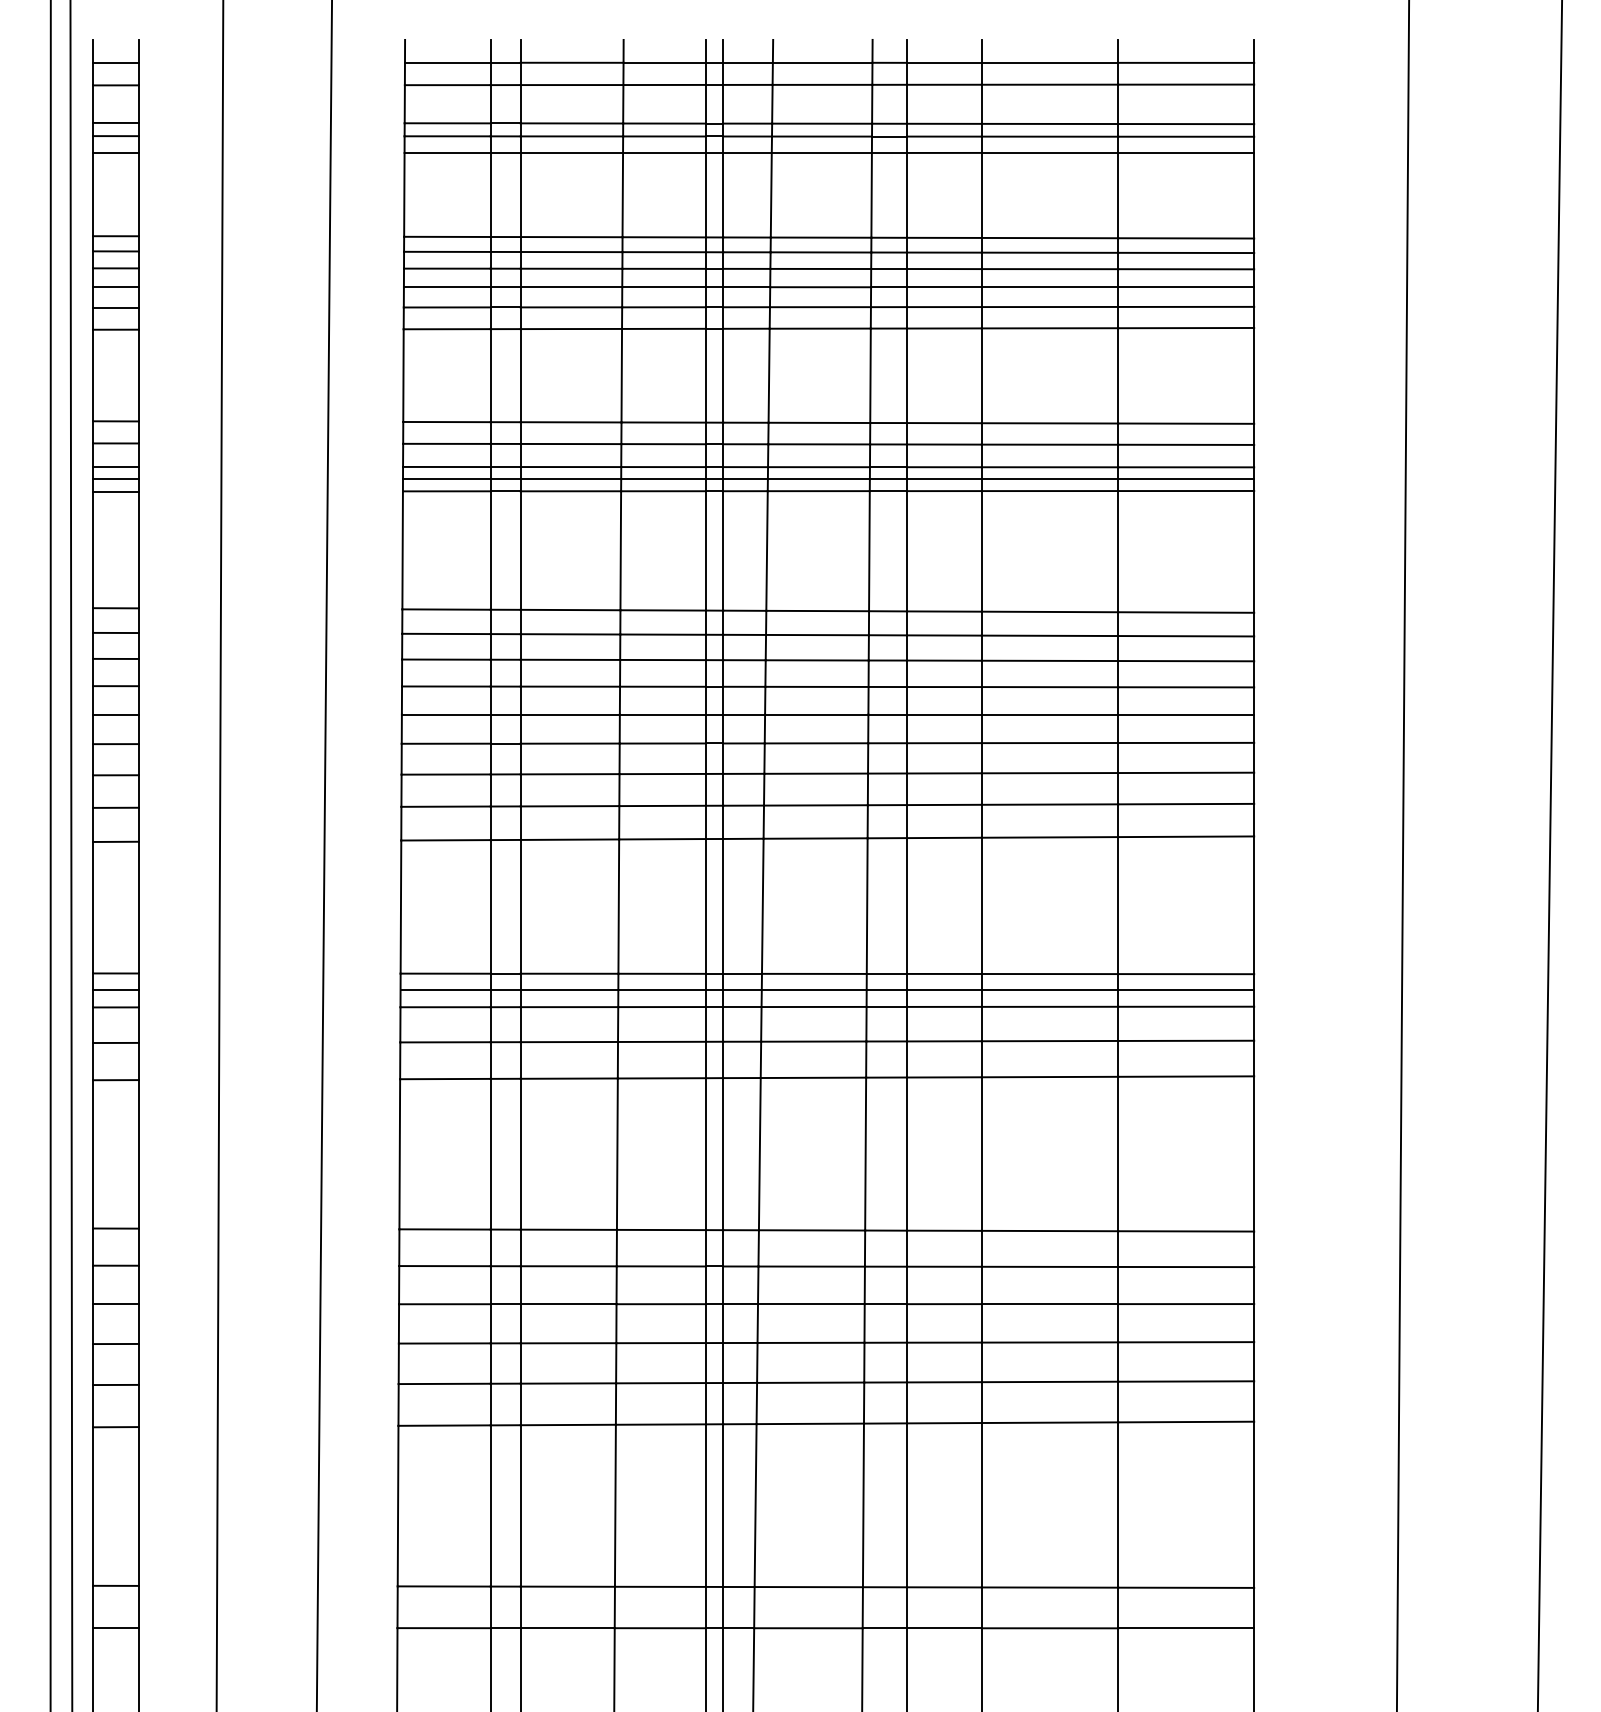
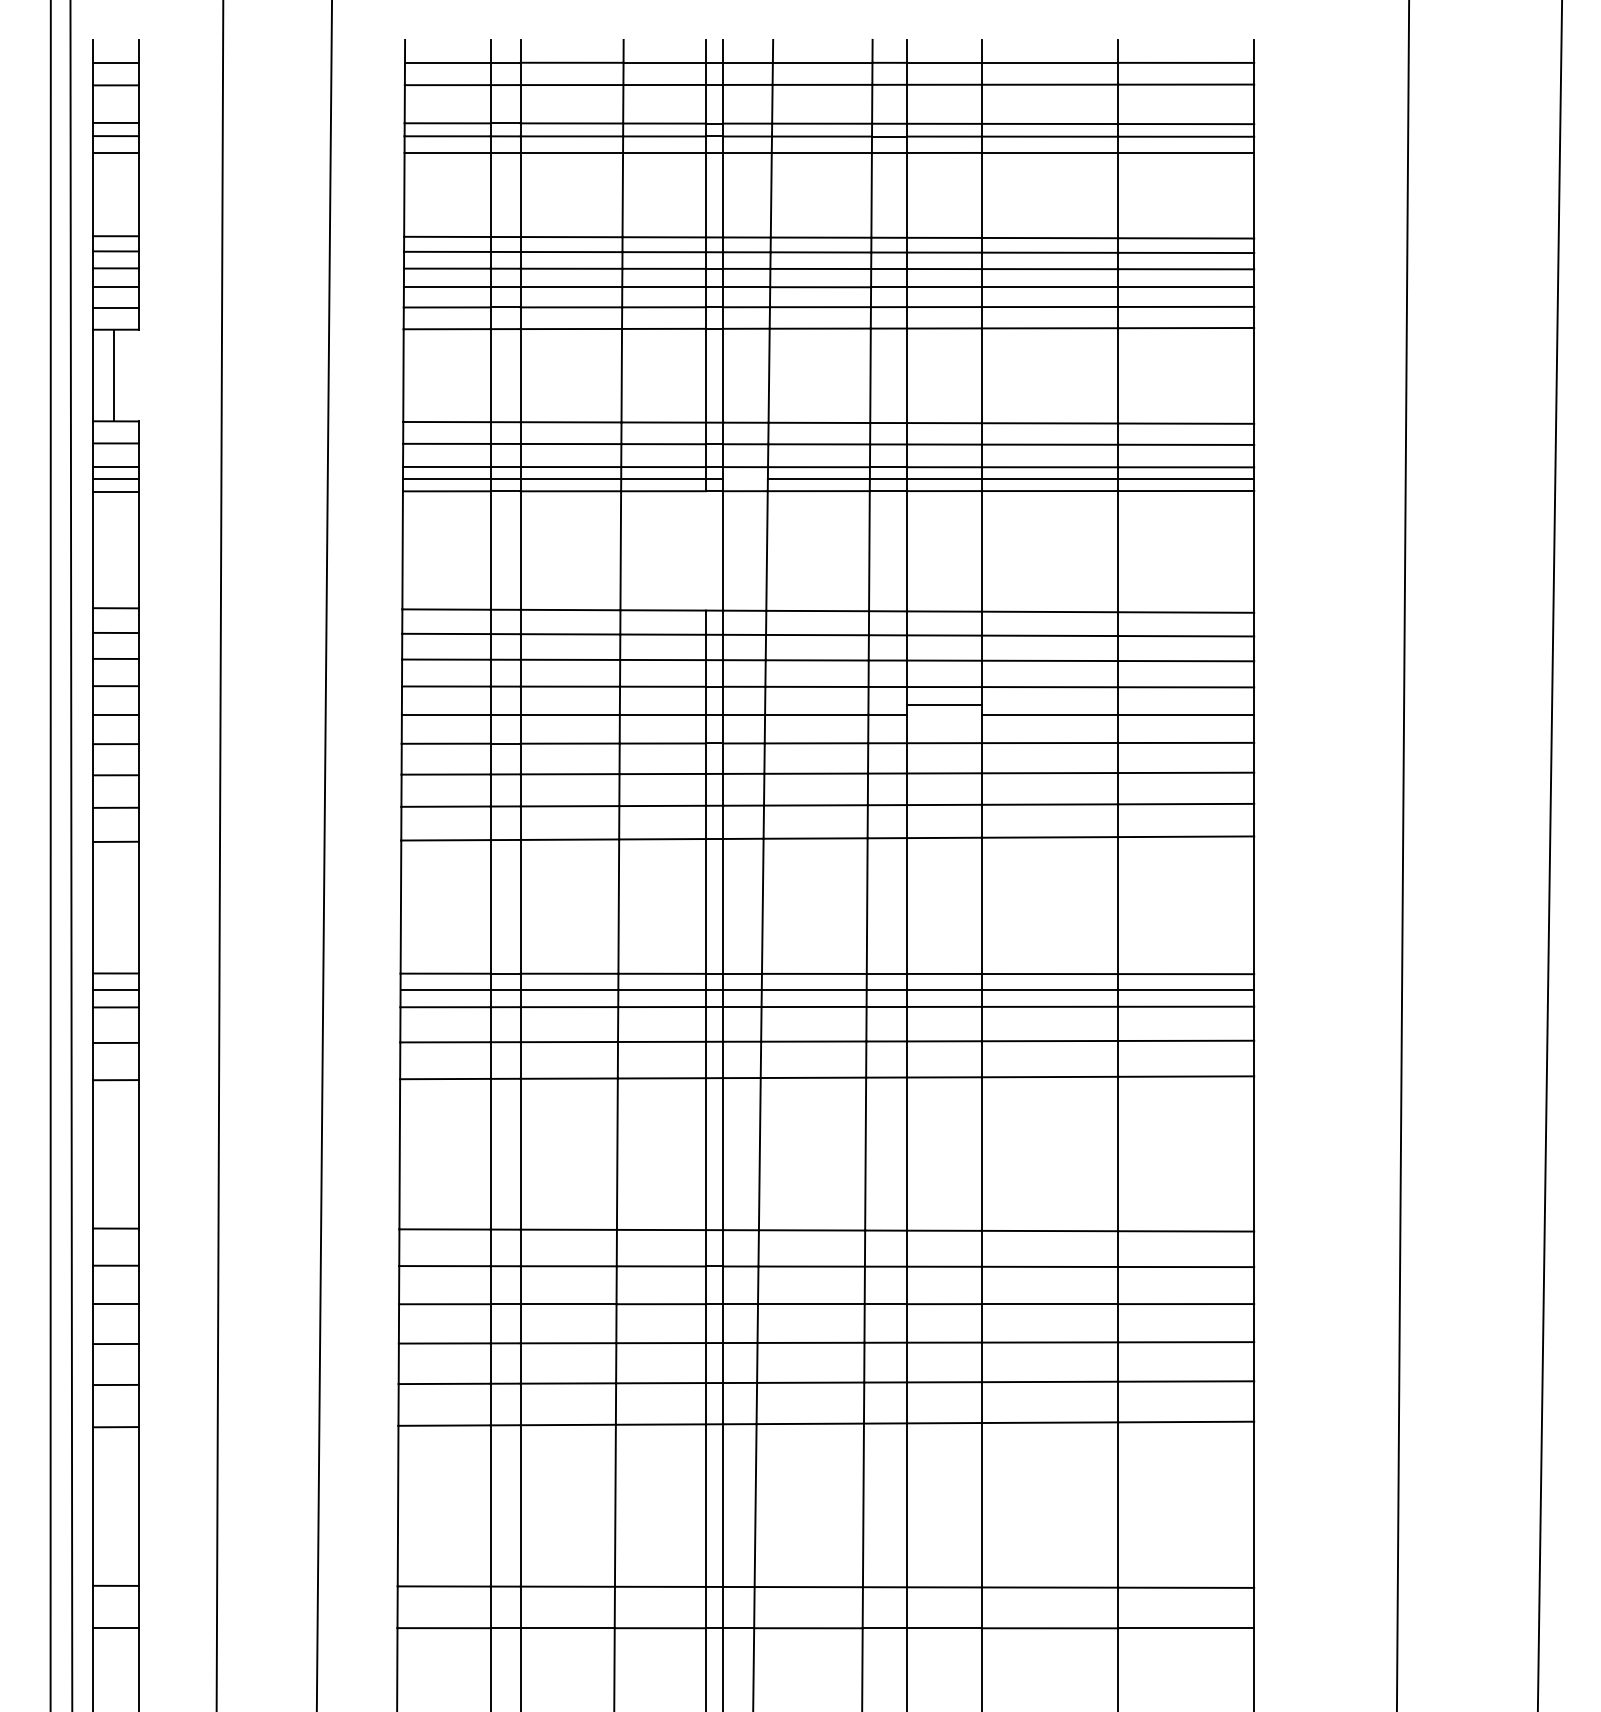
line position: (139, 375) -> (114, 375) (114, 375)
line: present -> none (745, 479)
line: present -> none (706, 550)
line position: (943, 714) -> (943, 704) (943, 704)
